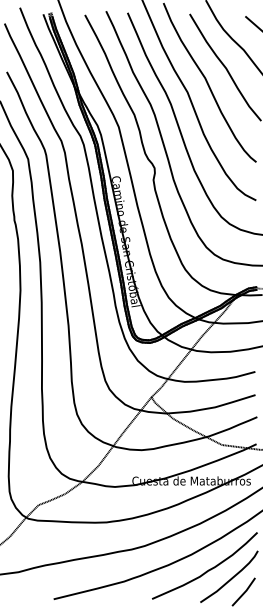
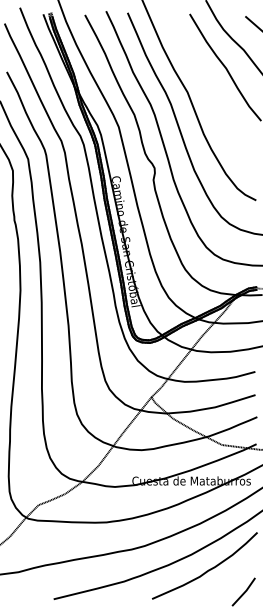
part: present -> none (209, 82)
curve: present -> none (231, 577)
